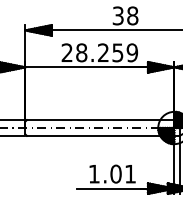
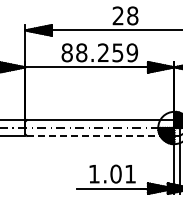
text: 38 -> 28 (117, 15)
text: 28.259 -> 88.259 (66, 52)
line: solid -> dashed (100, 135)
